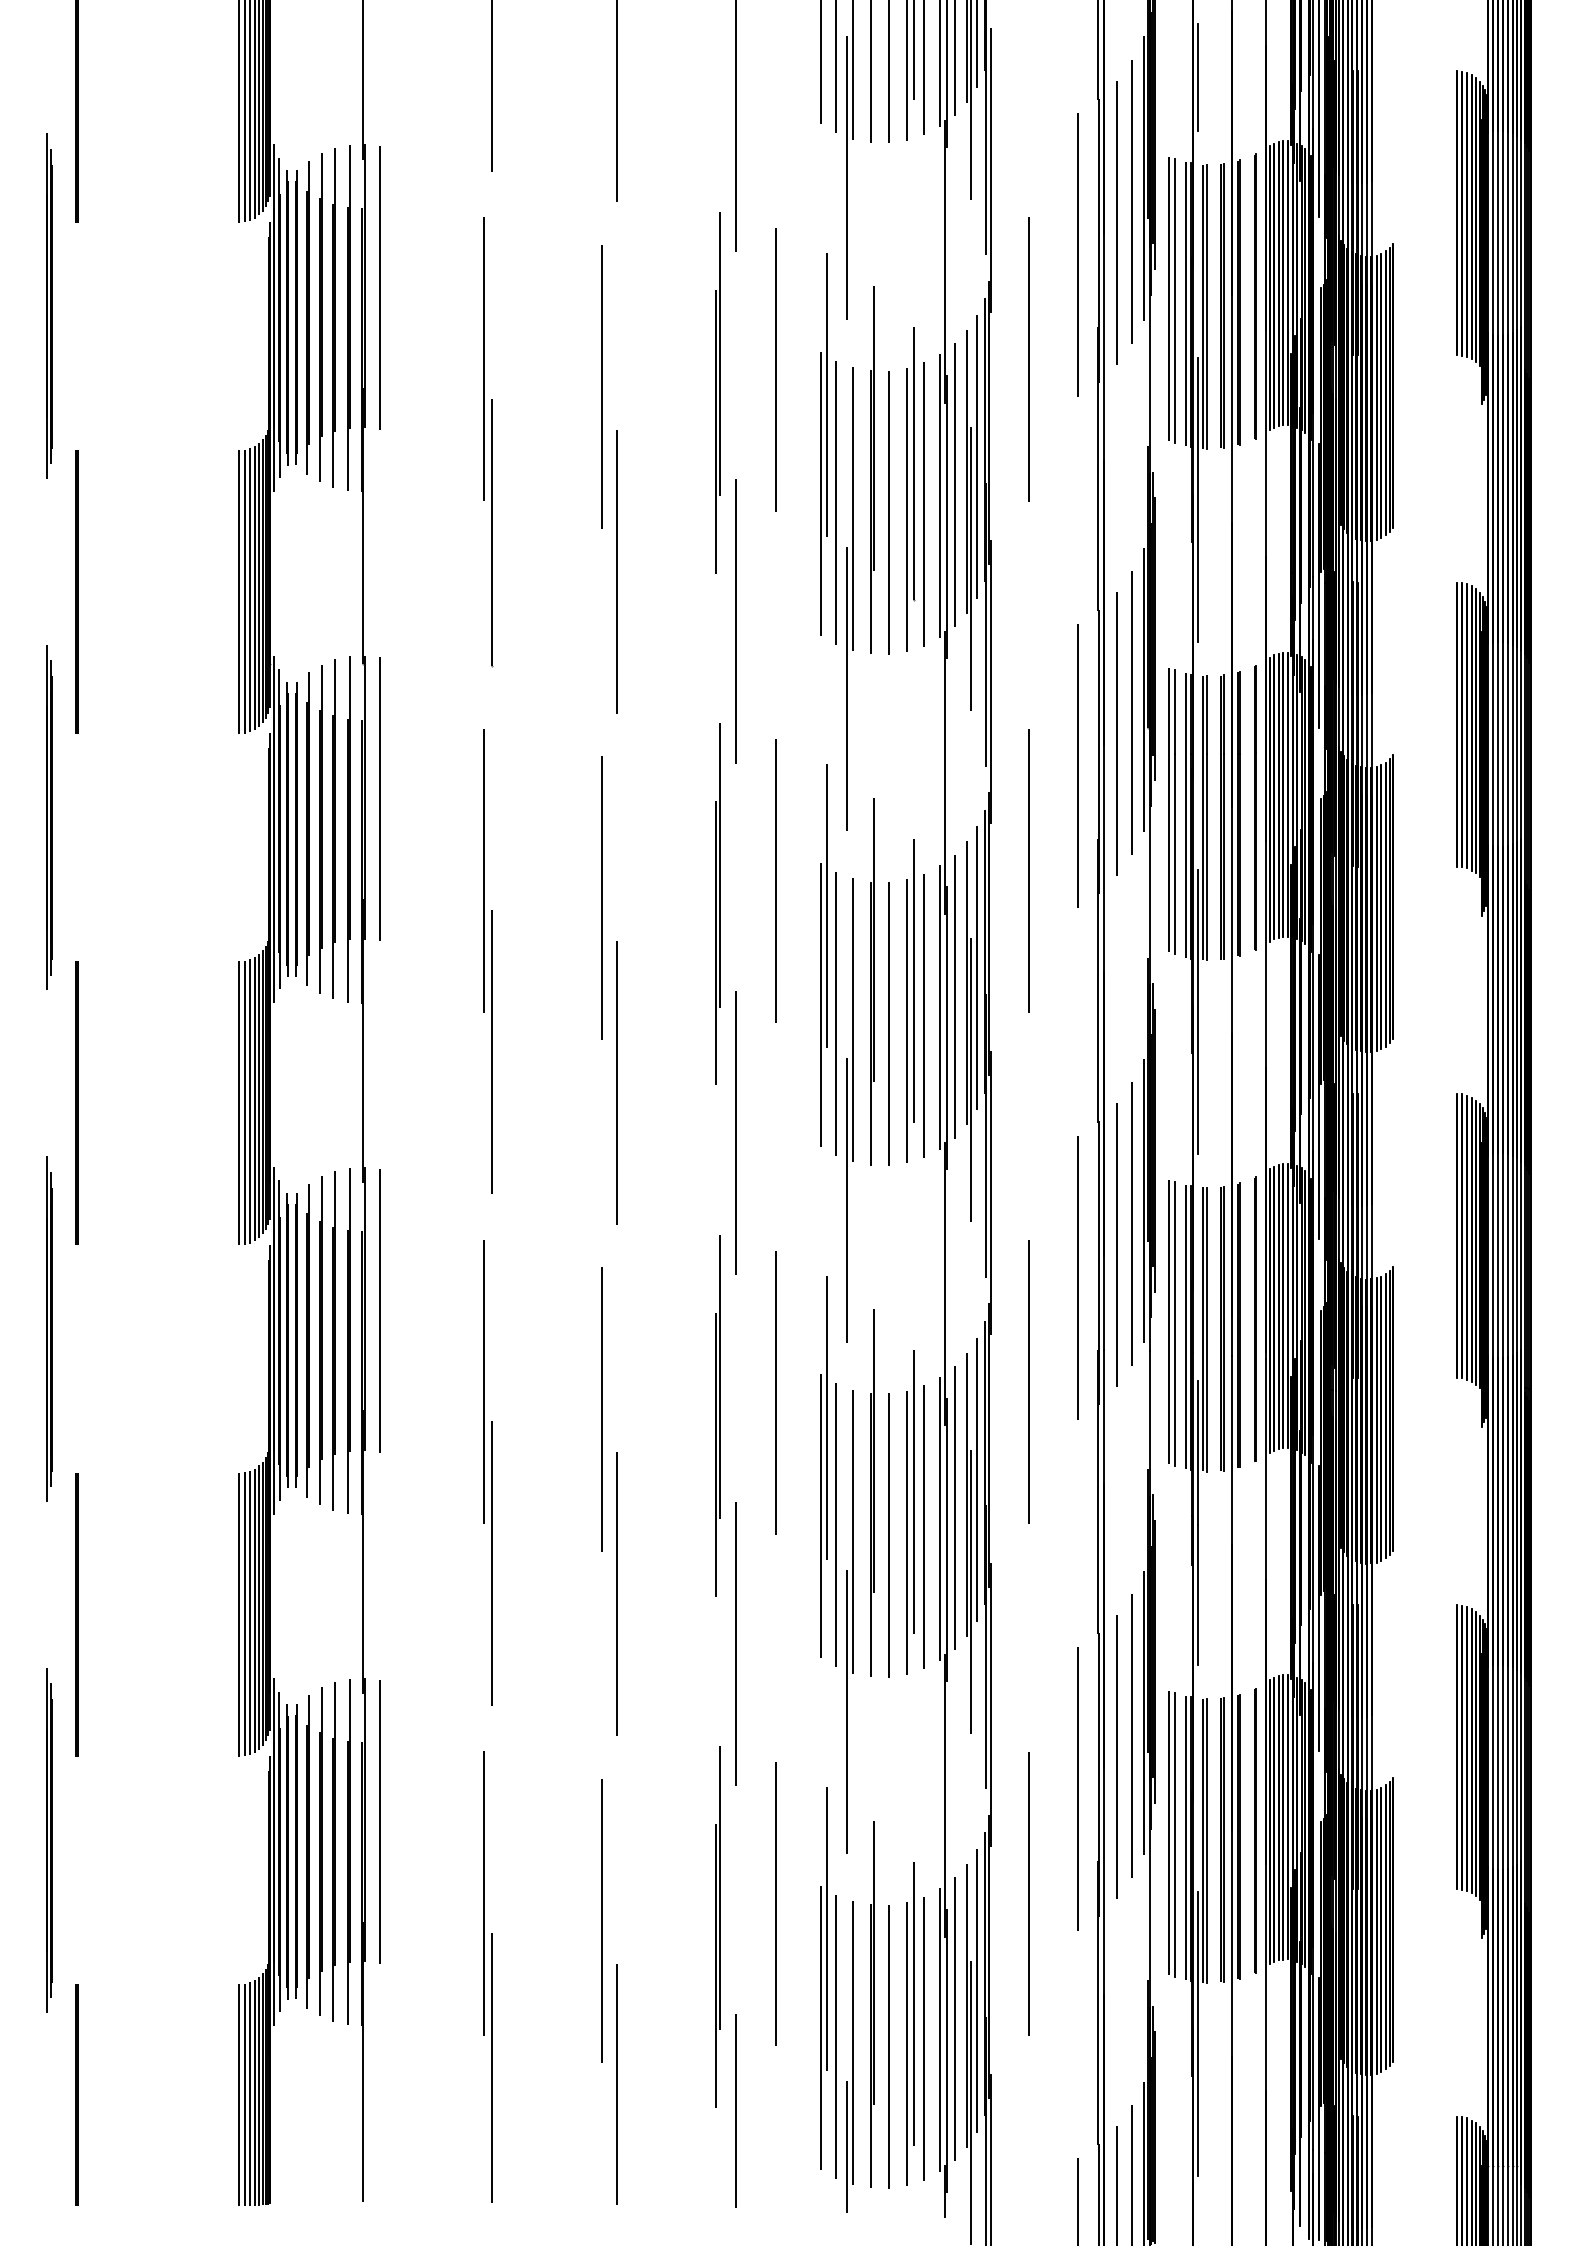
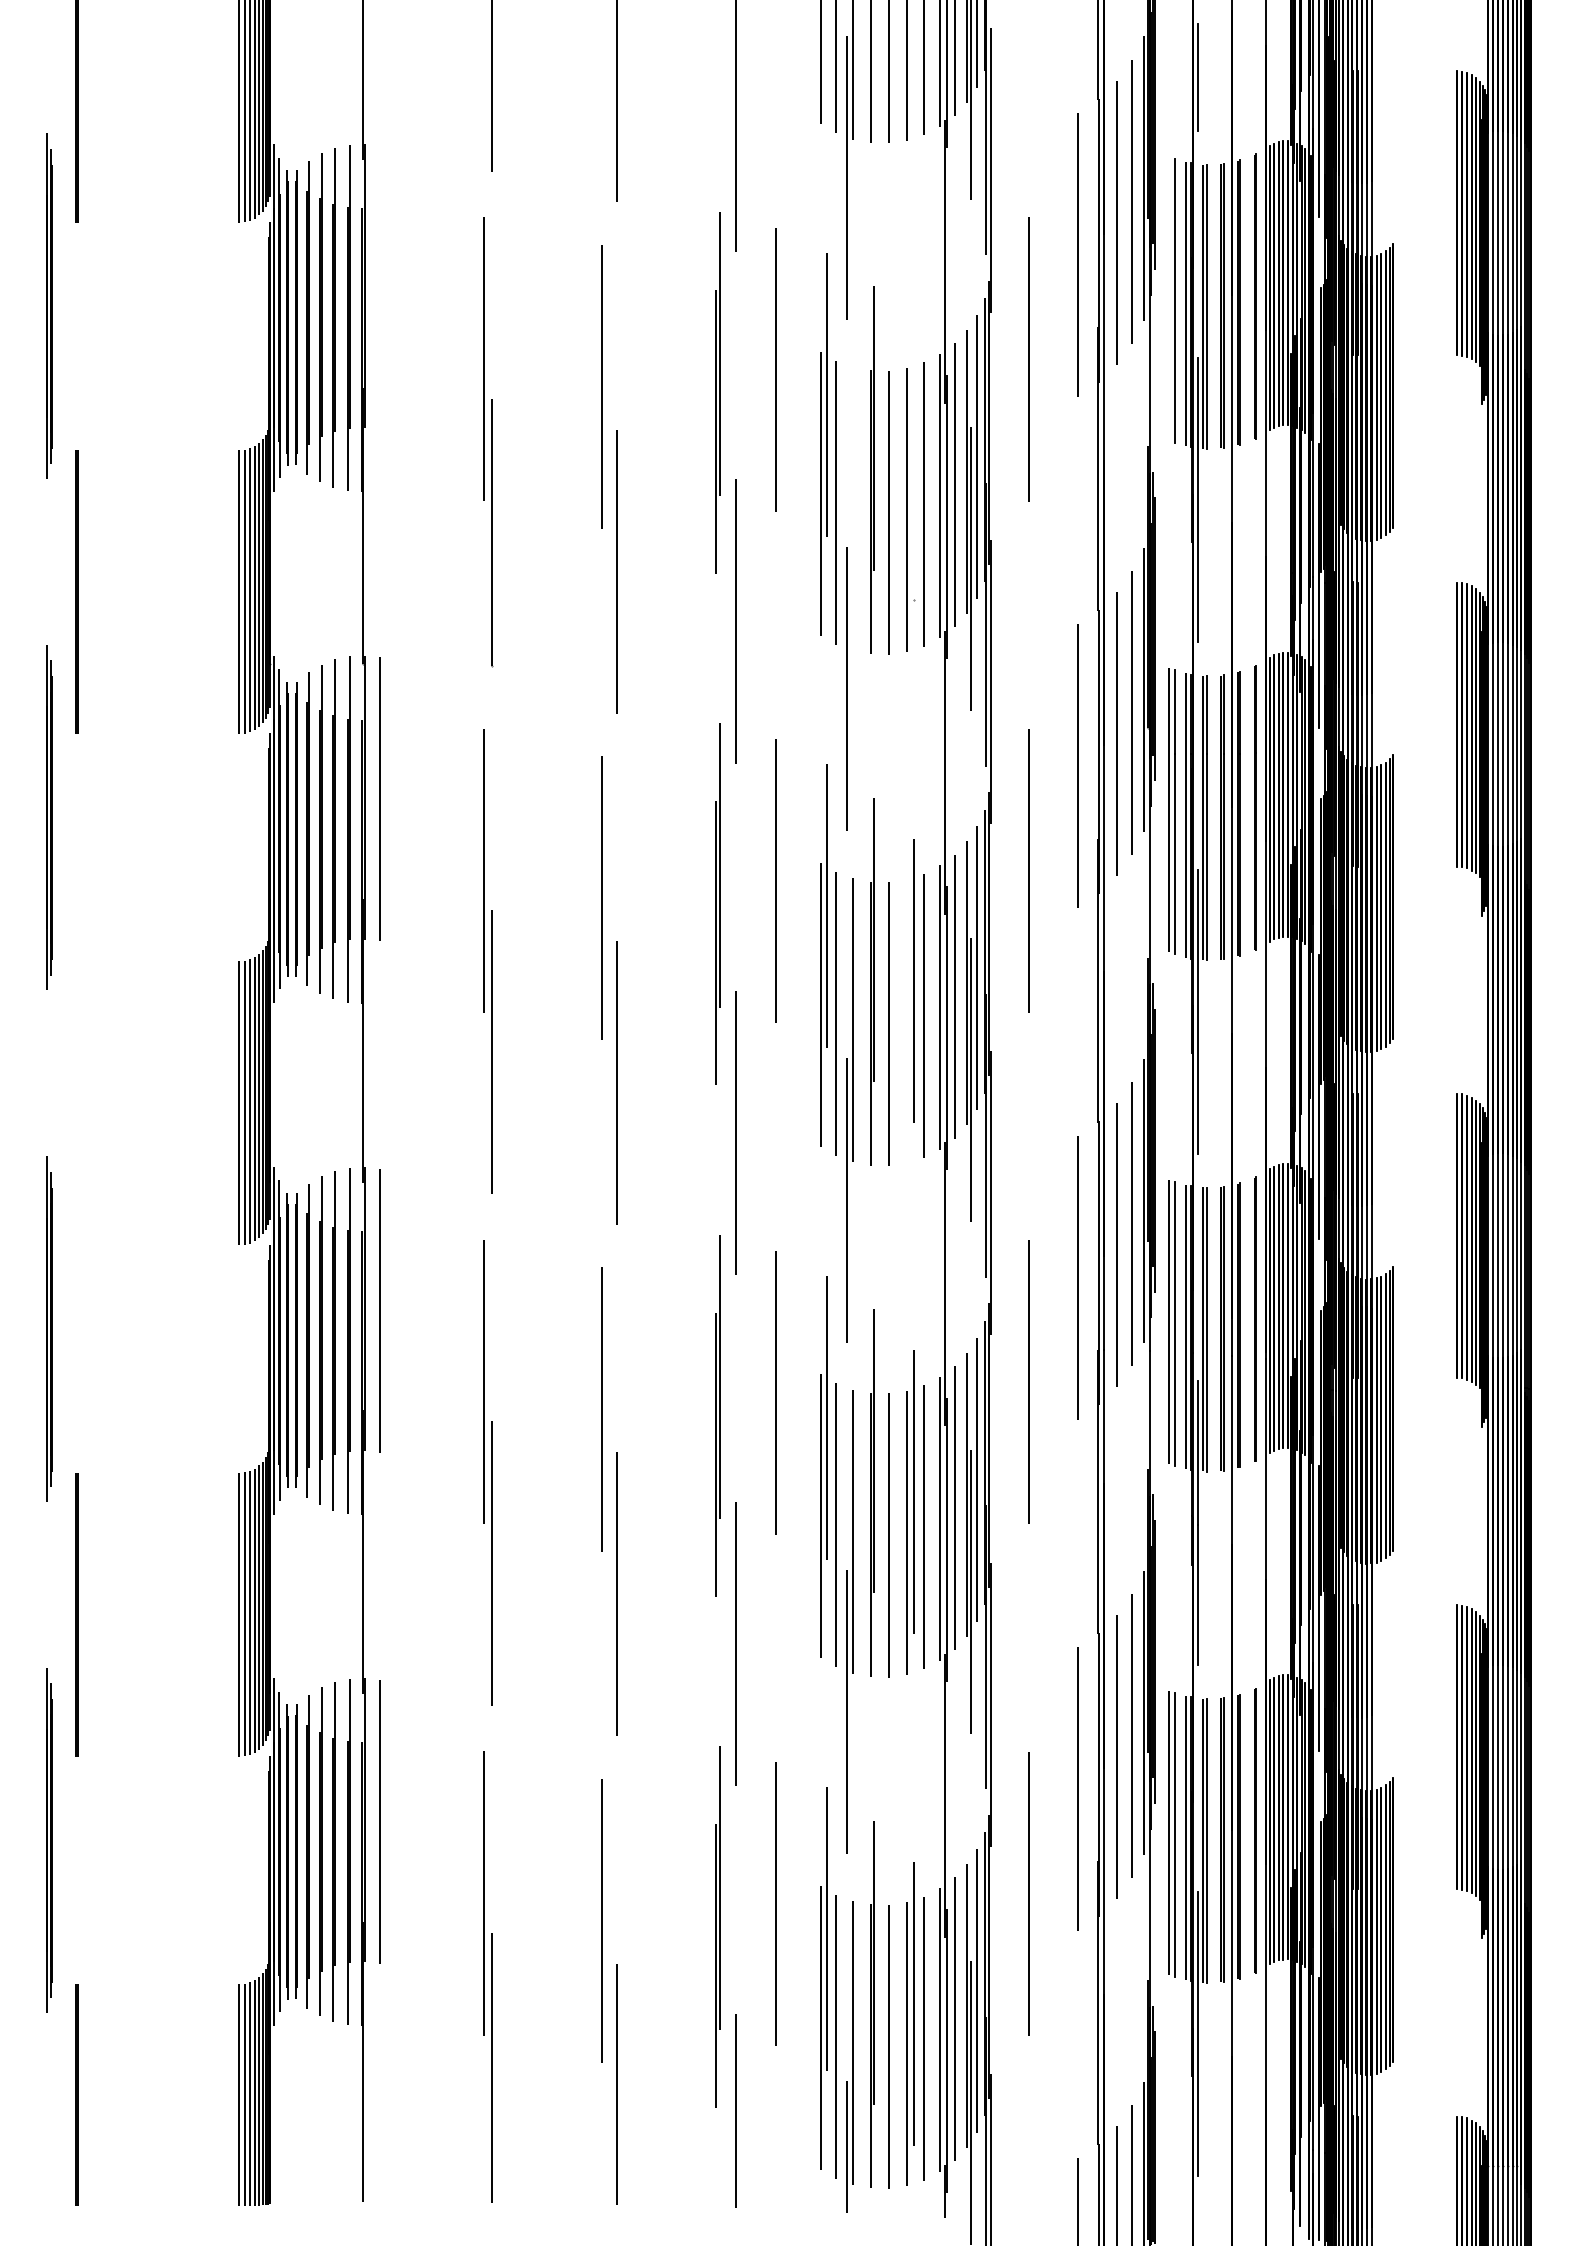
line: present -> none (914, 51)
line: present -> none (379, 287)
line: present -> none (1168, 298)
line: present -> none (914, 463)
line: present -> none (853, 508)
line: present -> none (907, 1021)
line: present -> none (76, 1102)
